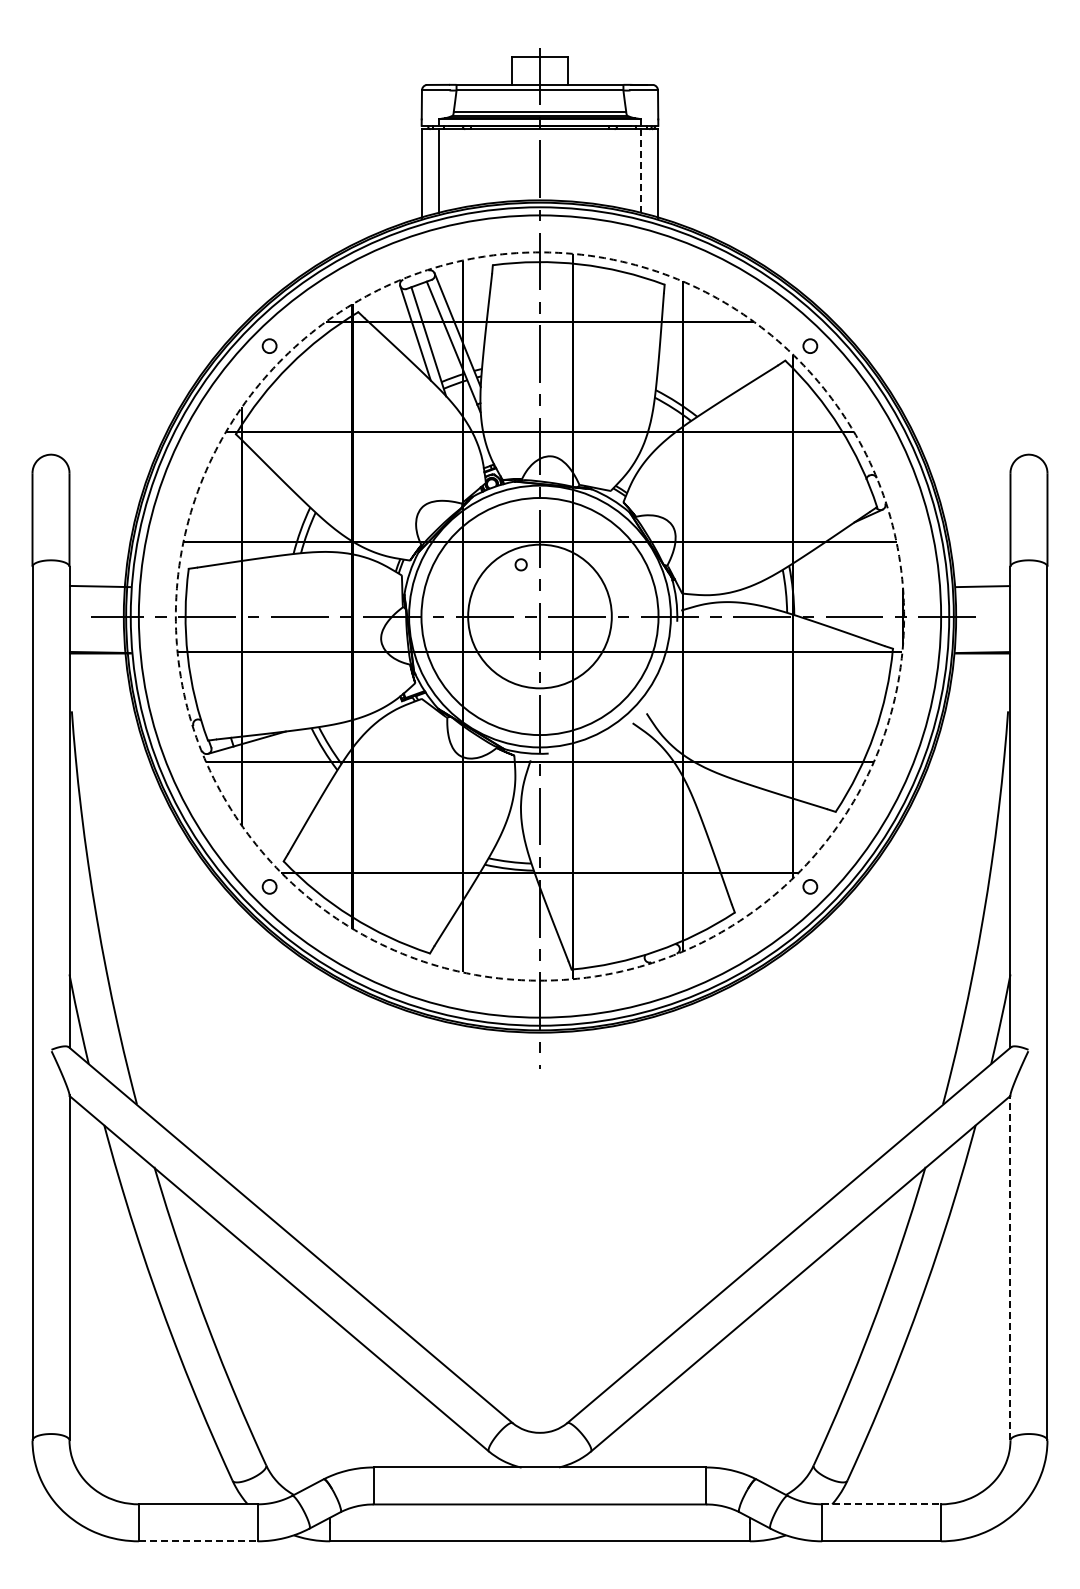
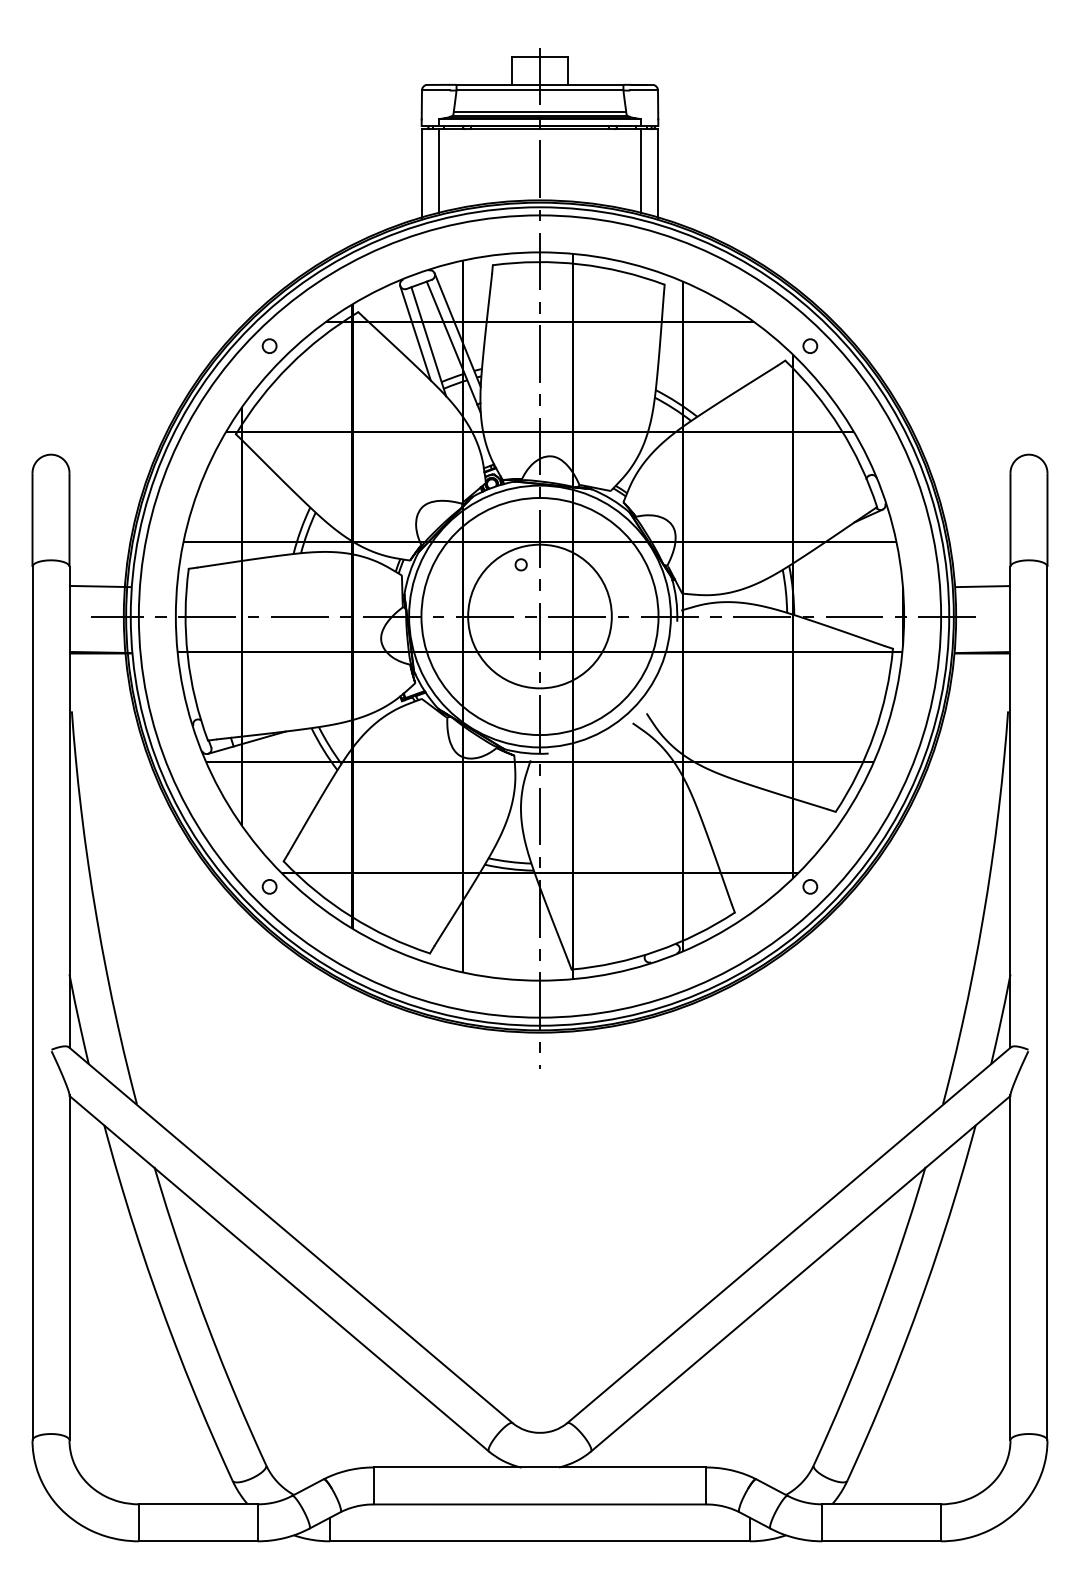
line: dashed -> solid (641, 171)
circle: dashed -> solid (539, 616)
line: dashed -> solid (1010, 1267)
line: dashed -> solid (882, 1504)
line: dashed -> solid (198, 1541)
